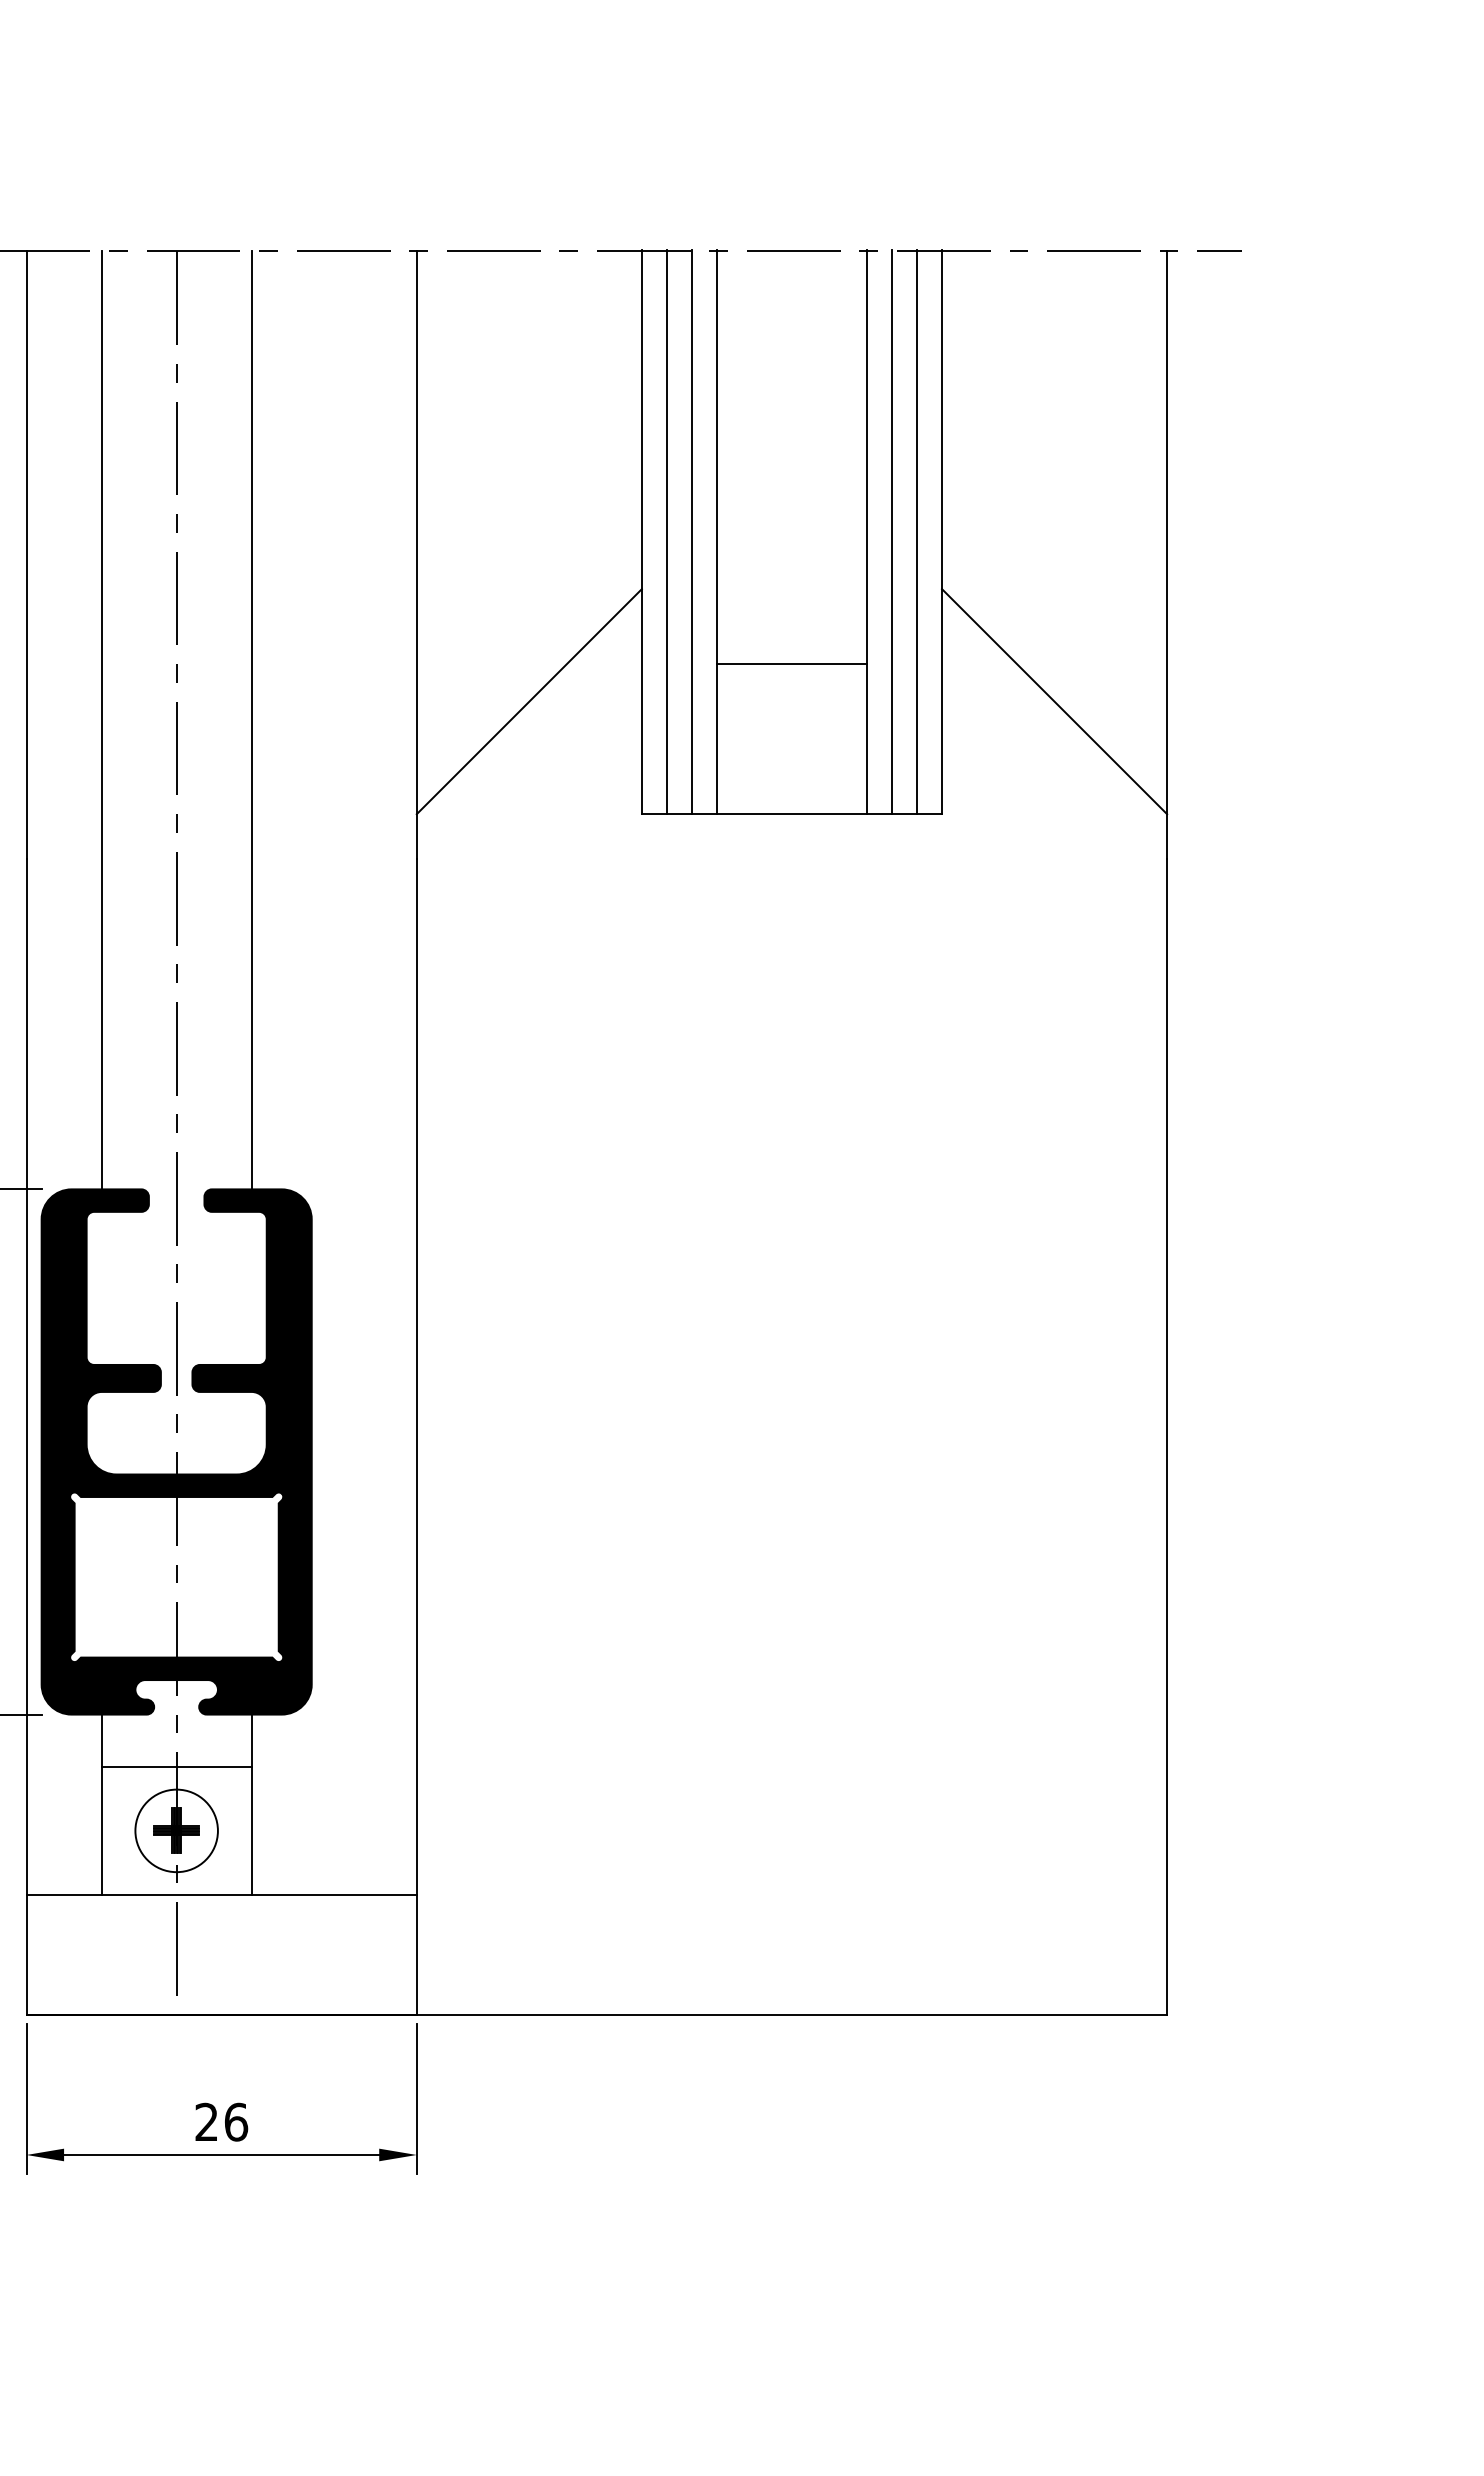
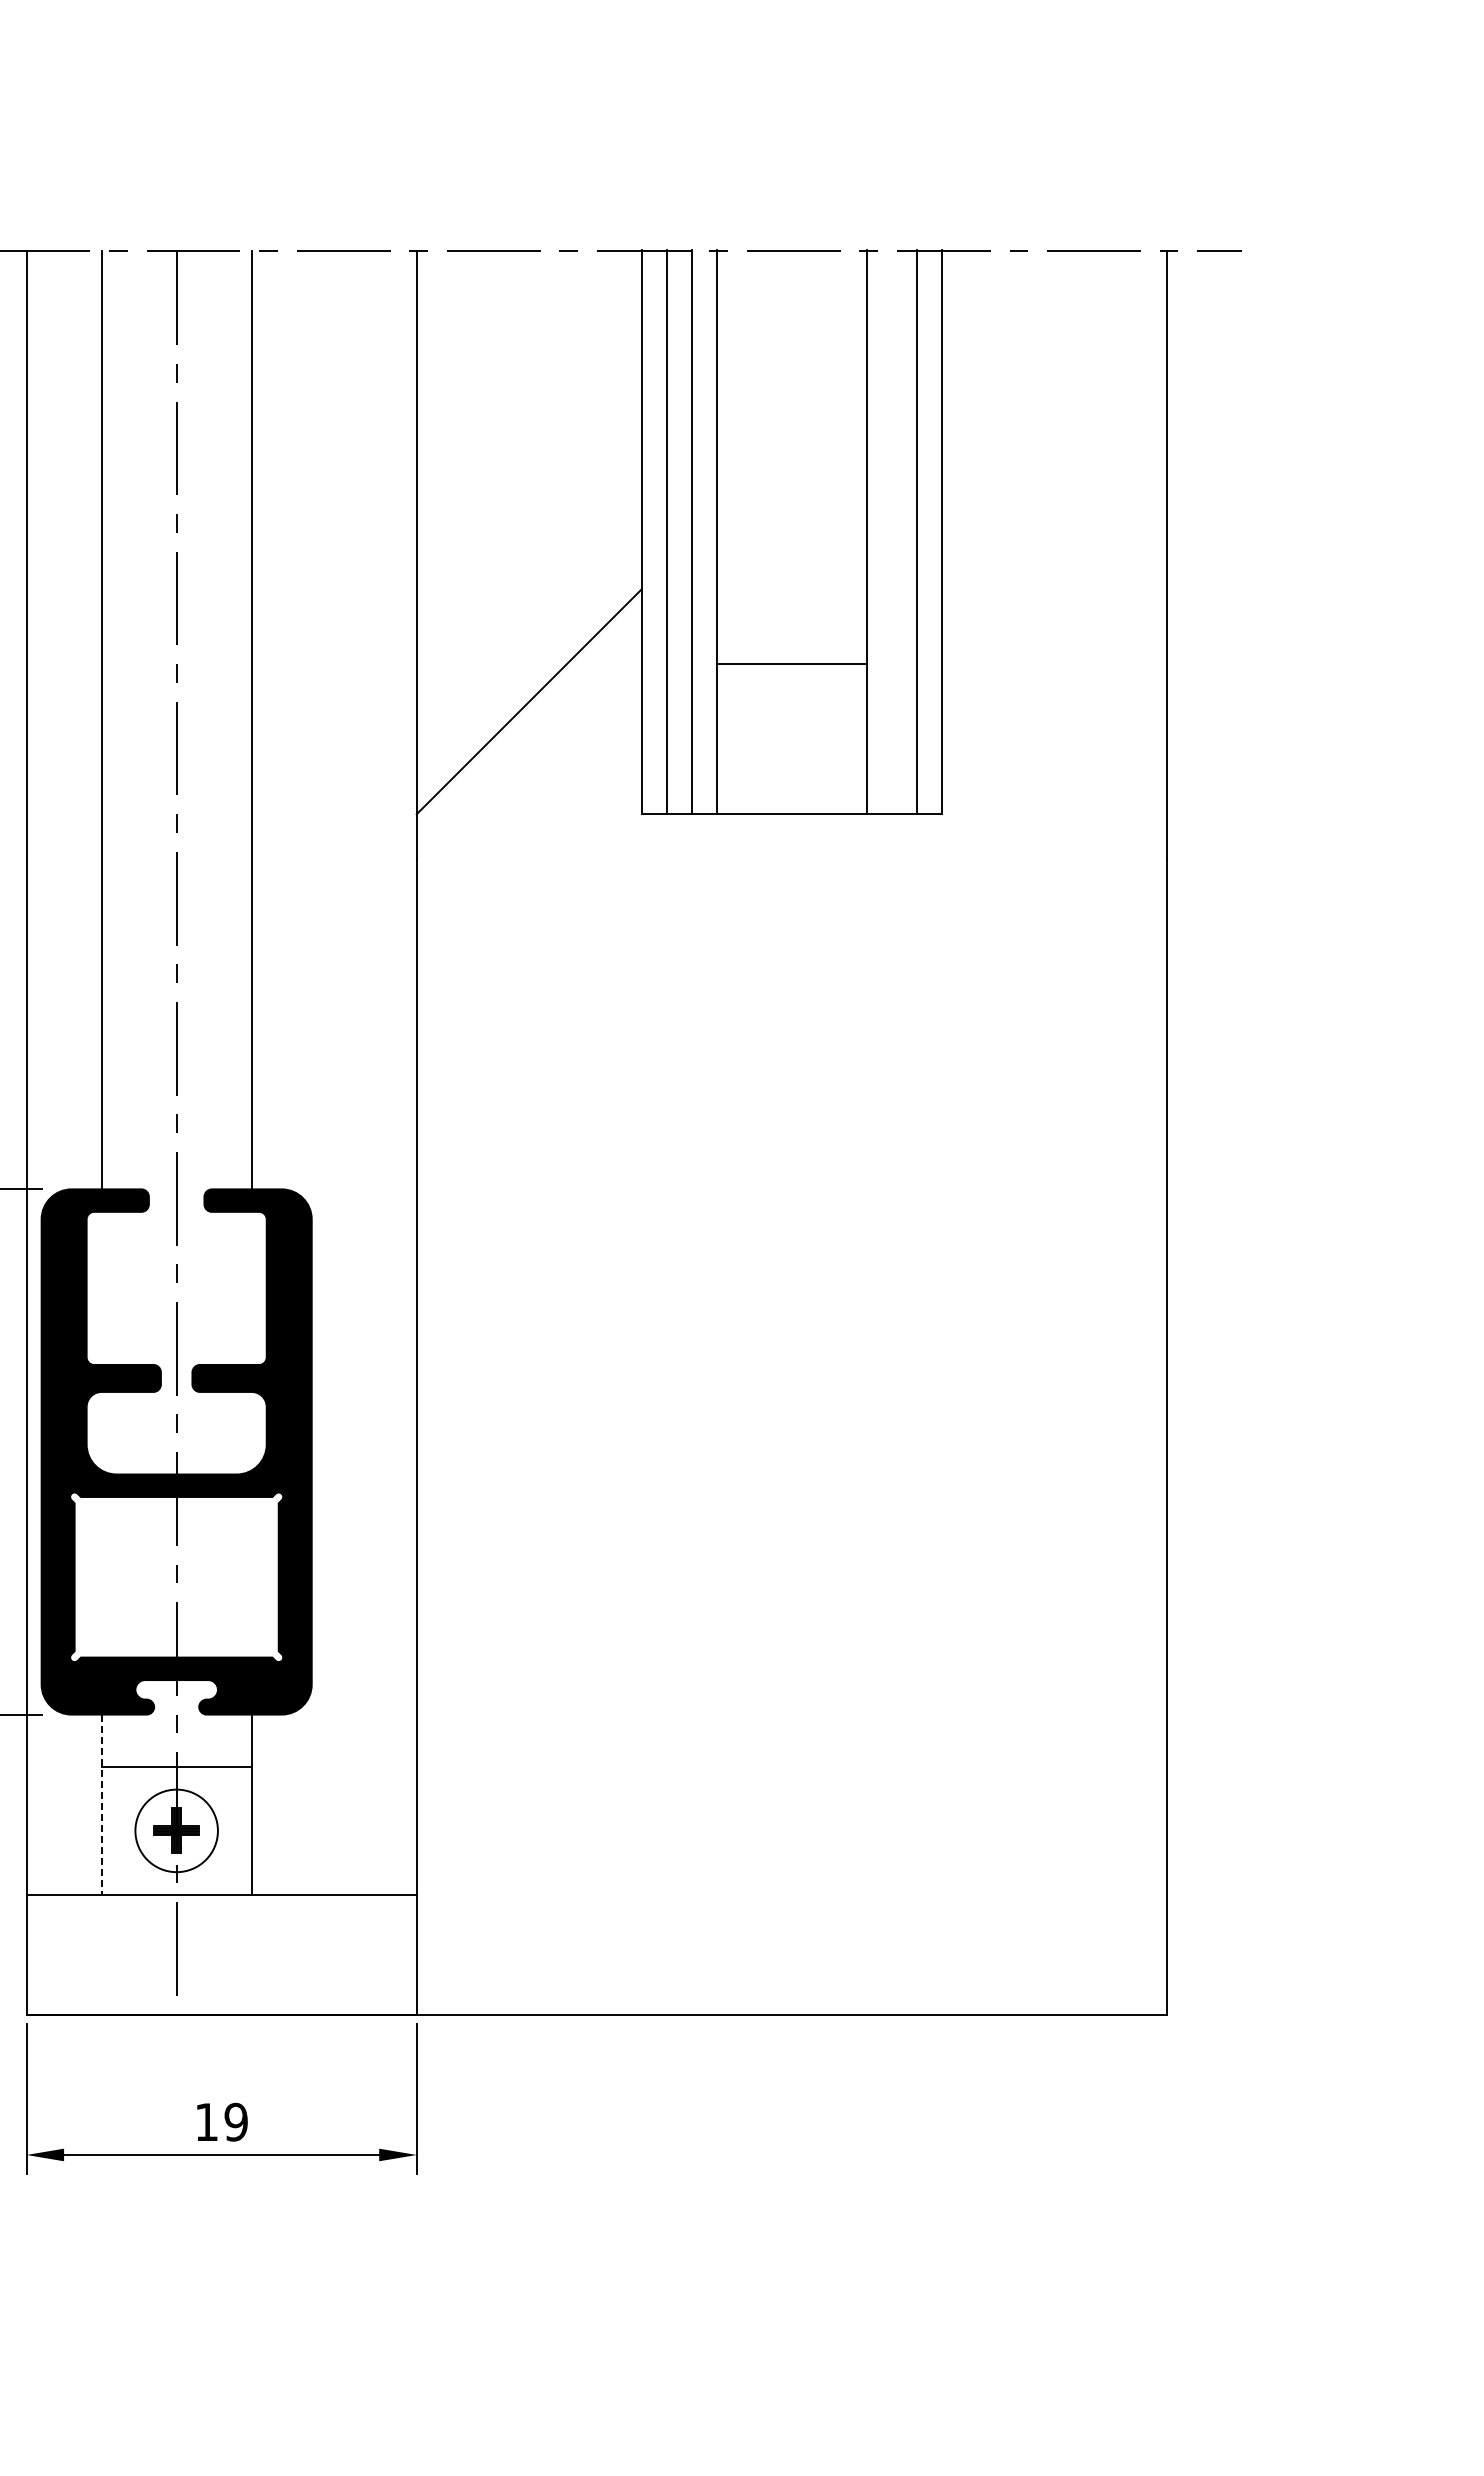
line: present -> none (891, 531)
line: present -> none (1054, 701)
line: solid -> dashed (101, 1805)
text: 26 -> 19 (221, 2121)
